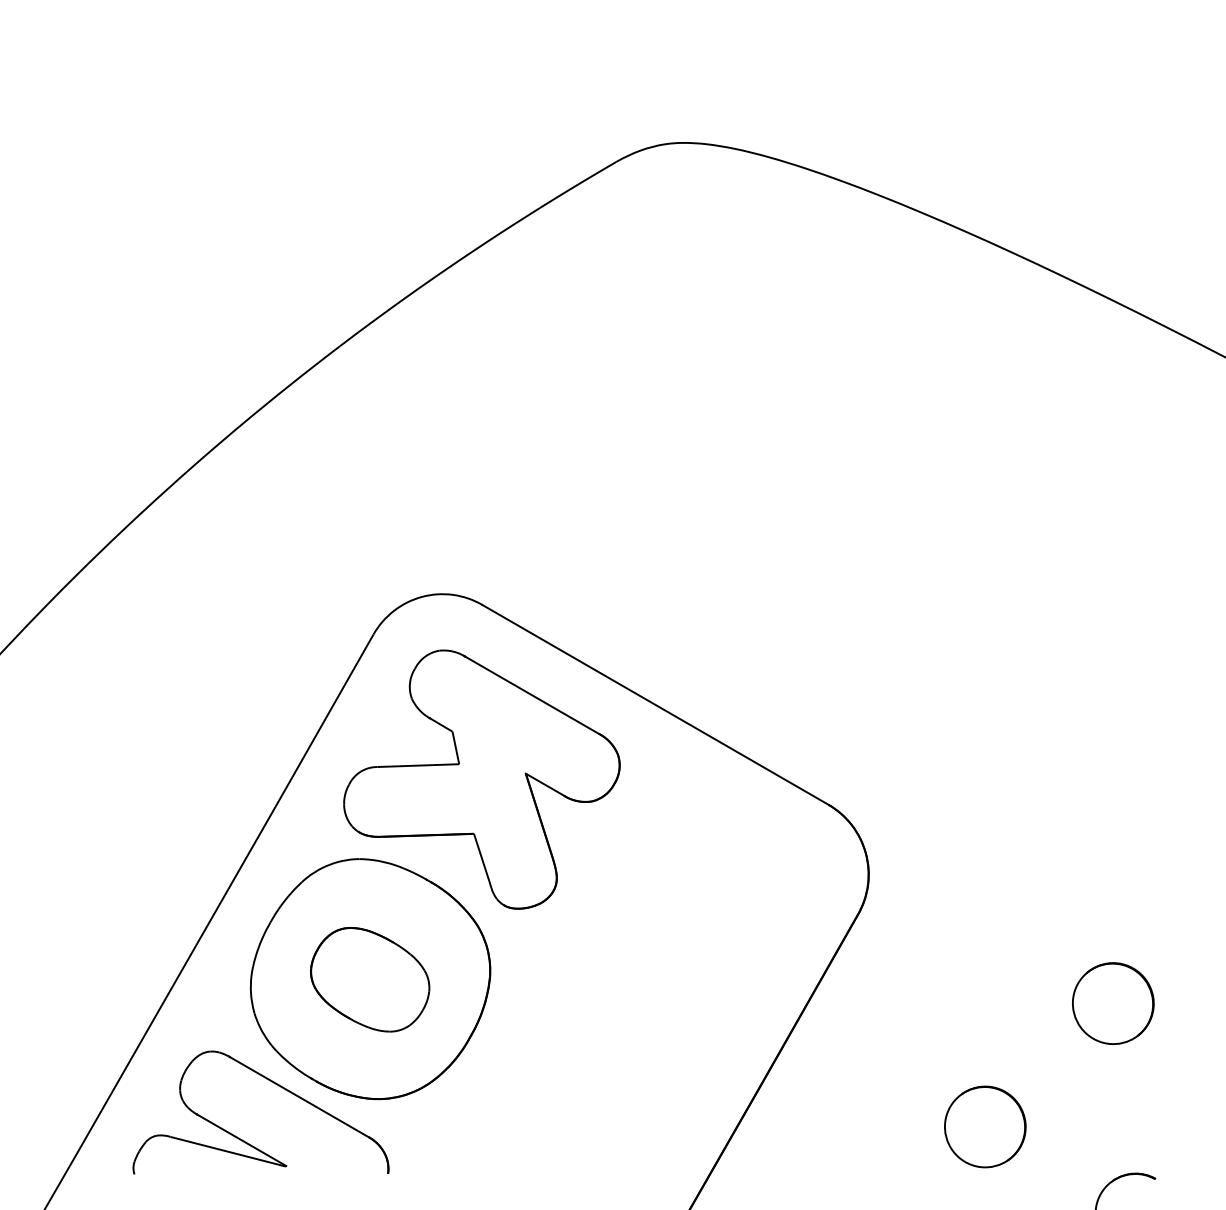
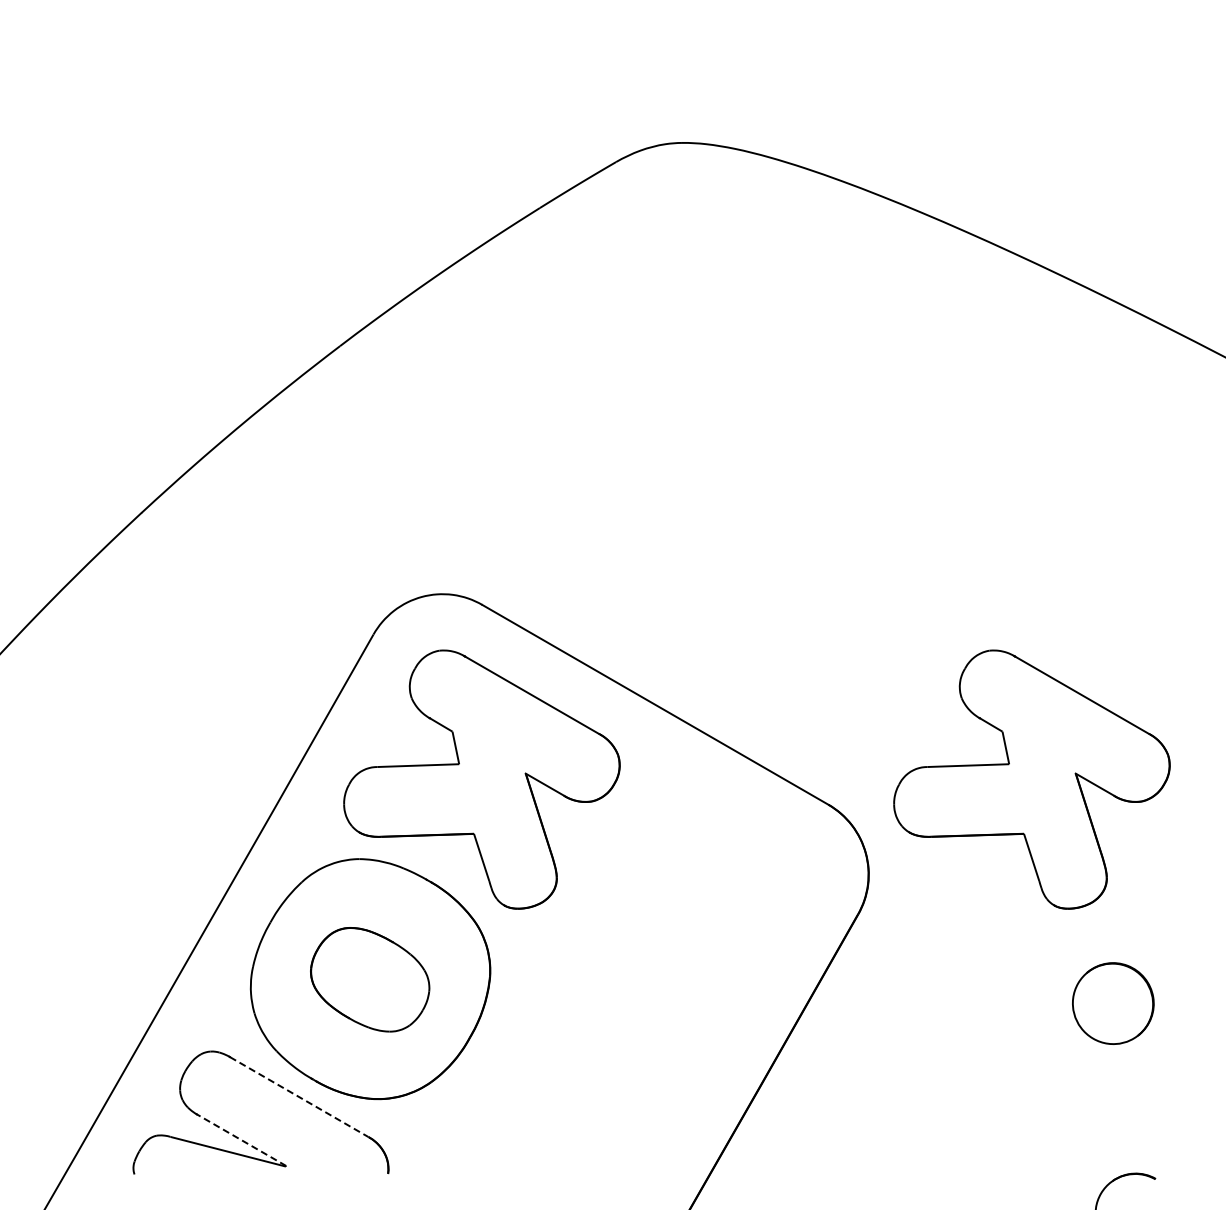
part: none -> present (1031, 779)
line: solid -> dashed (299, 1097)
part: present -> none (985, 1126)
line: solid -> dashed (241, 1140)
